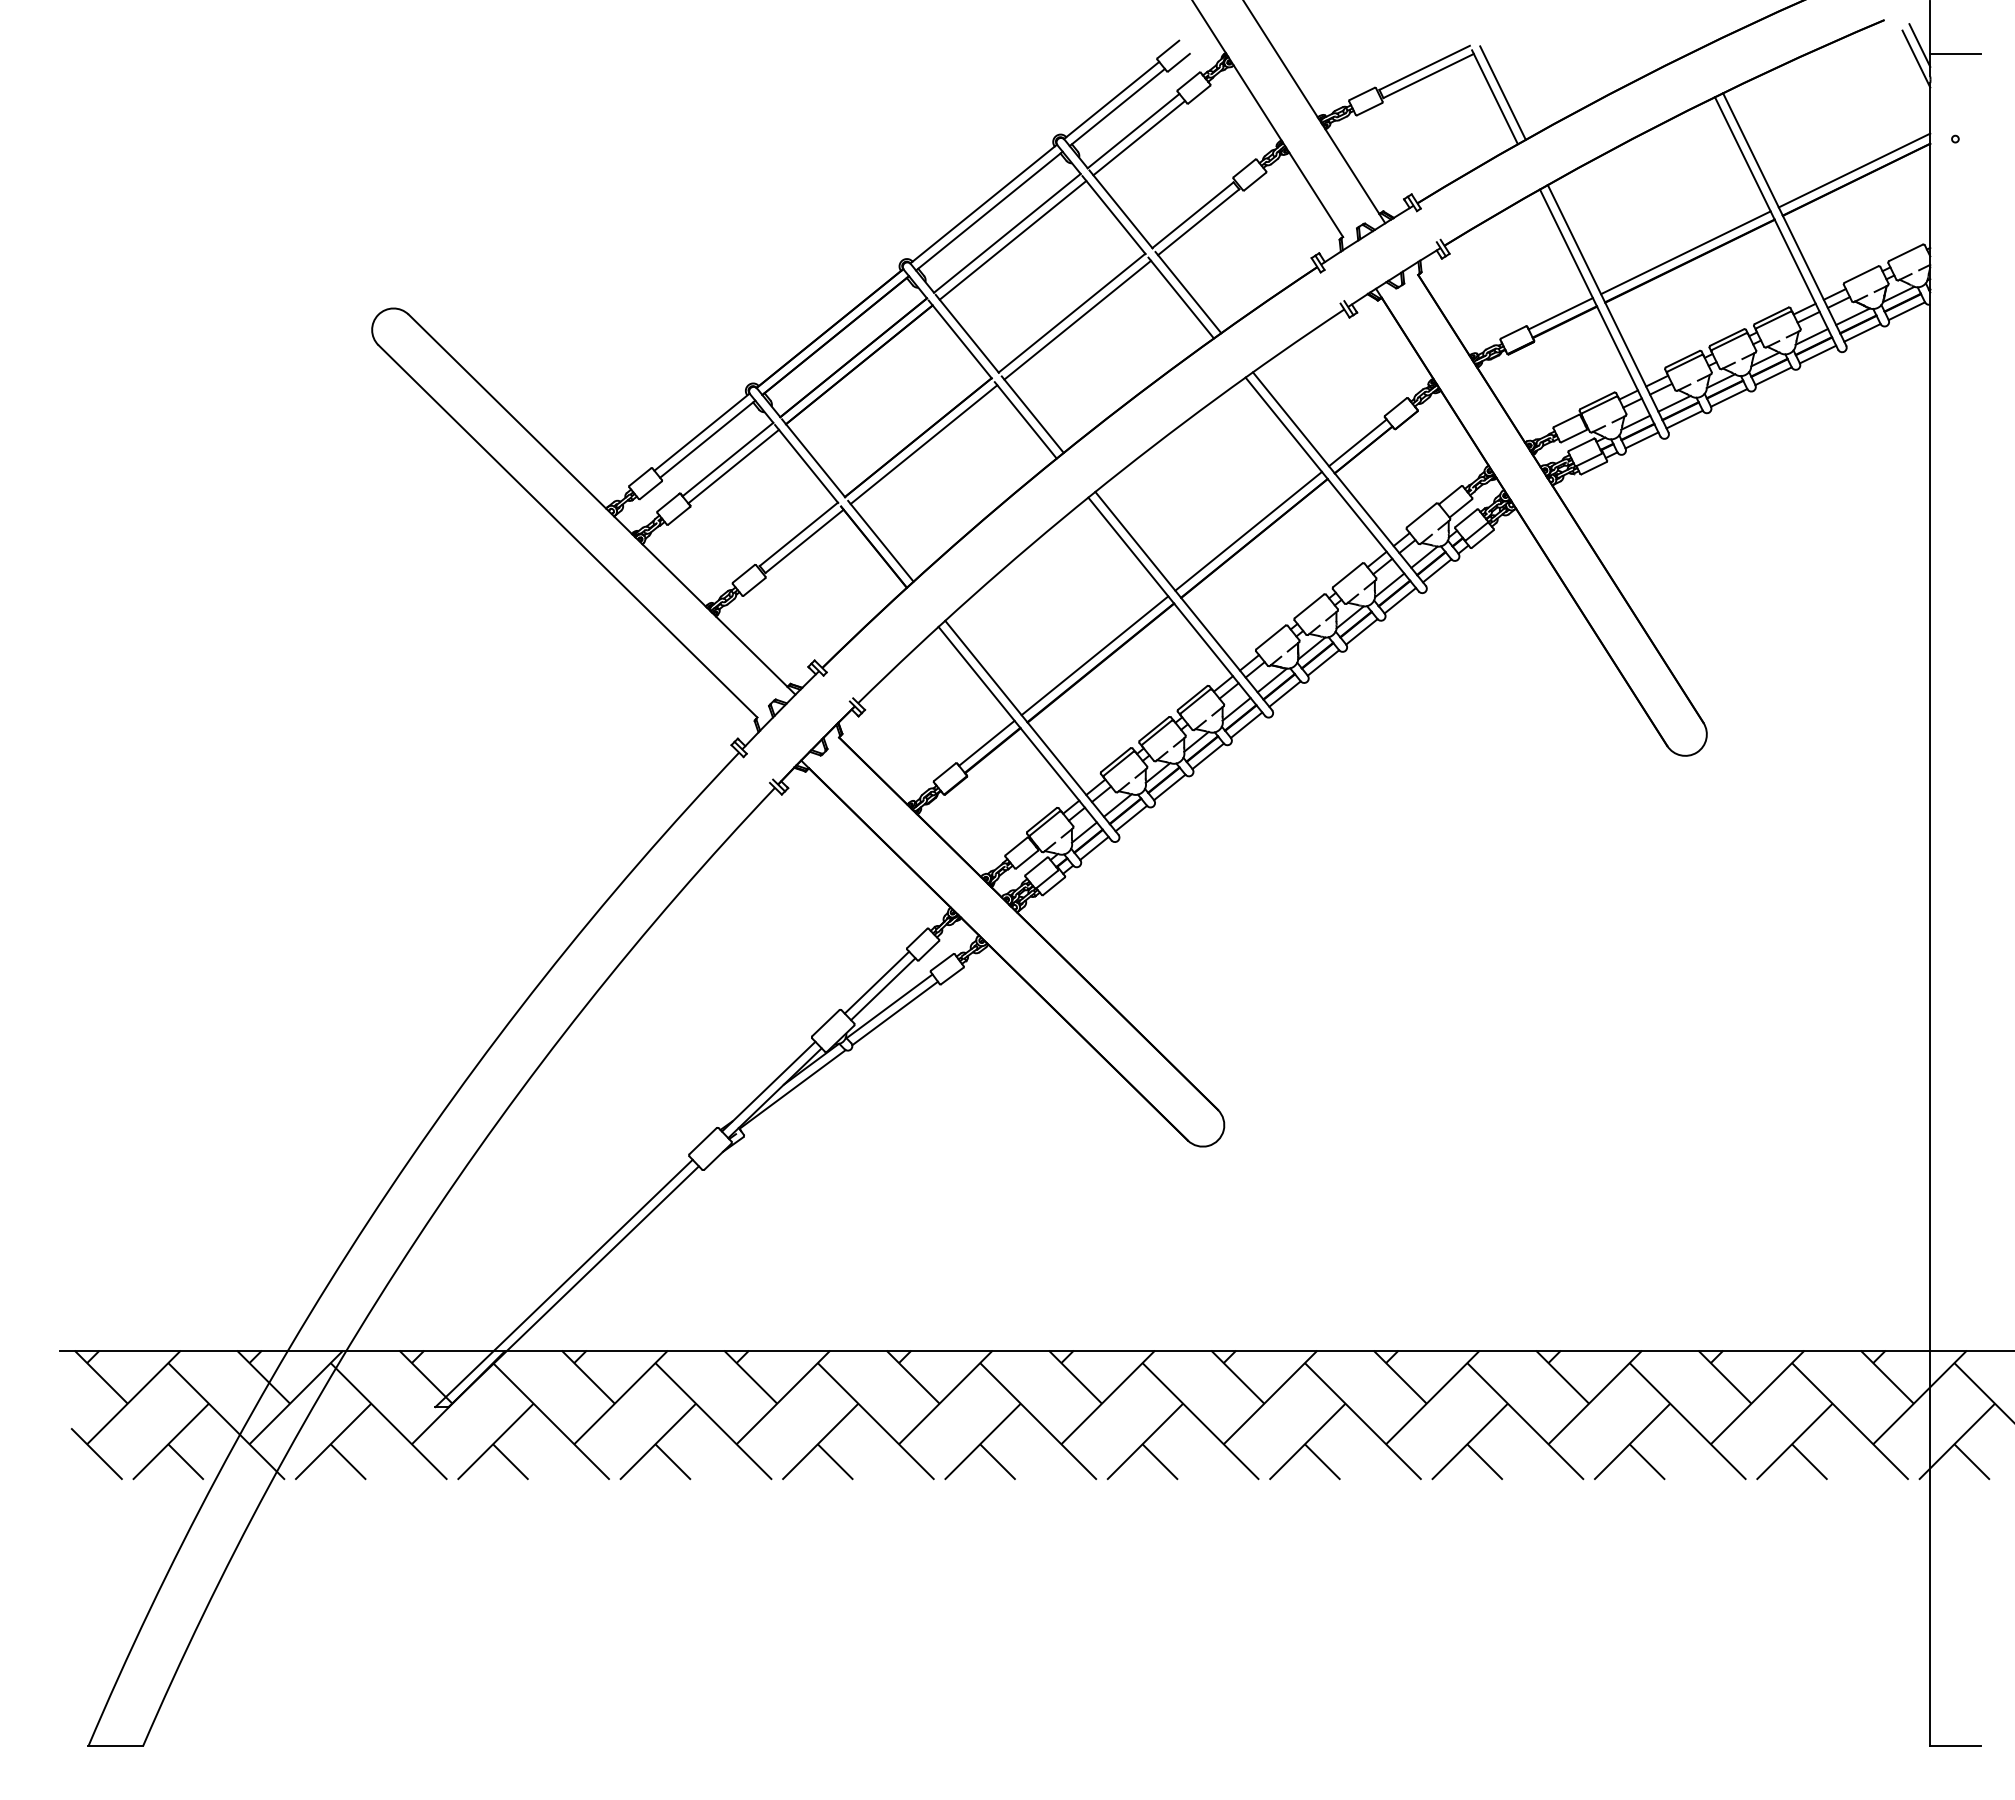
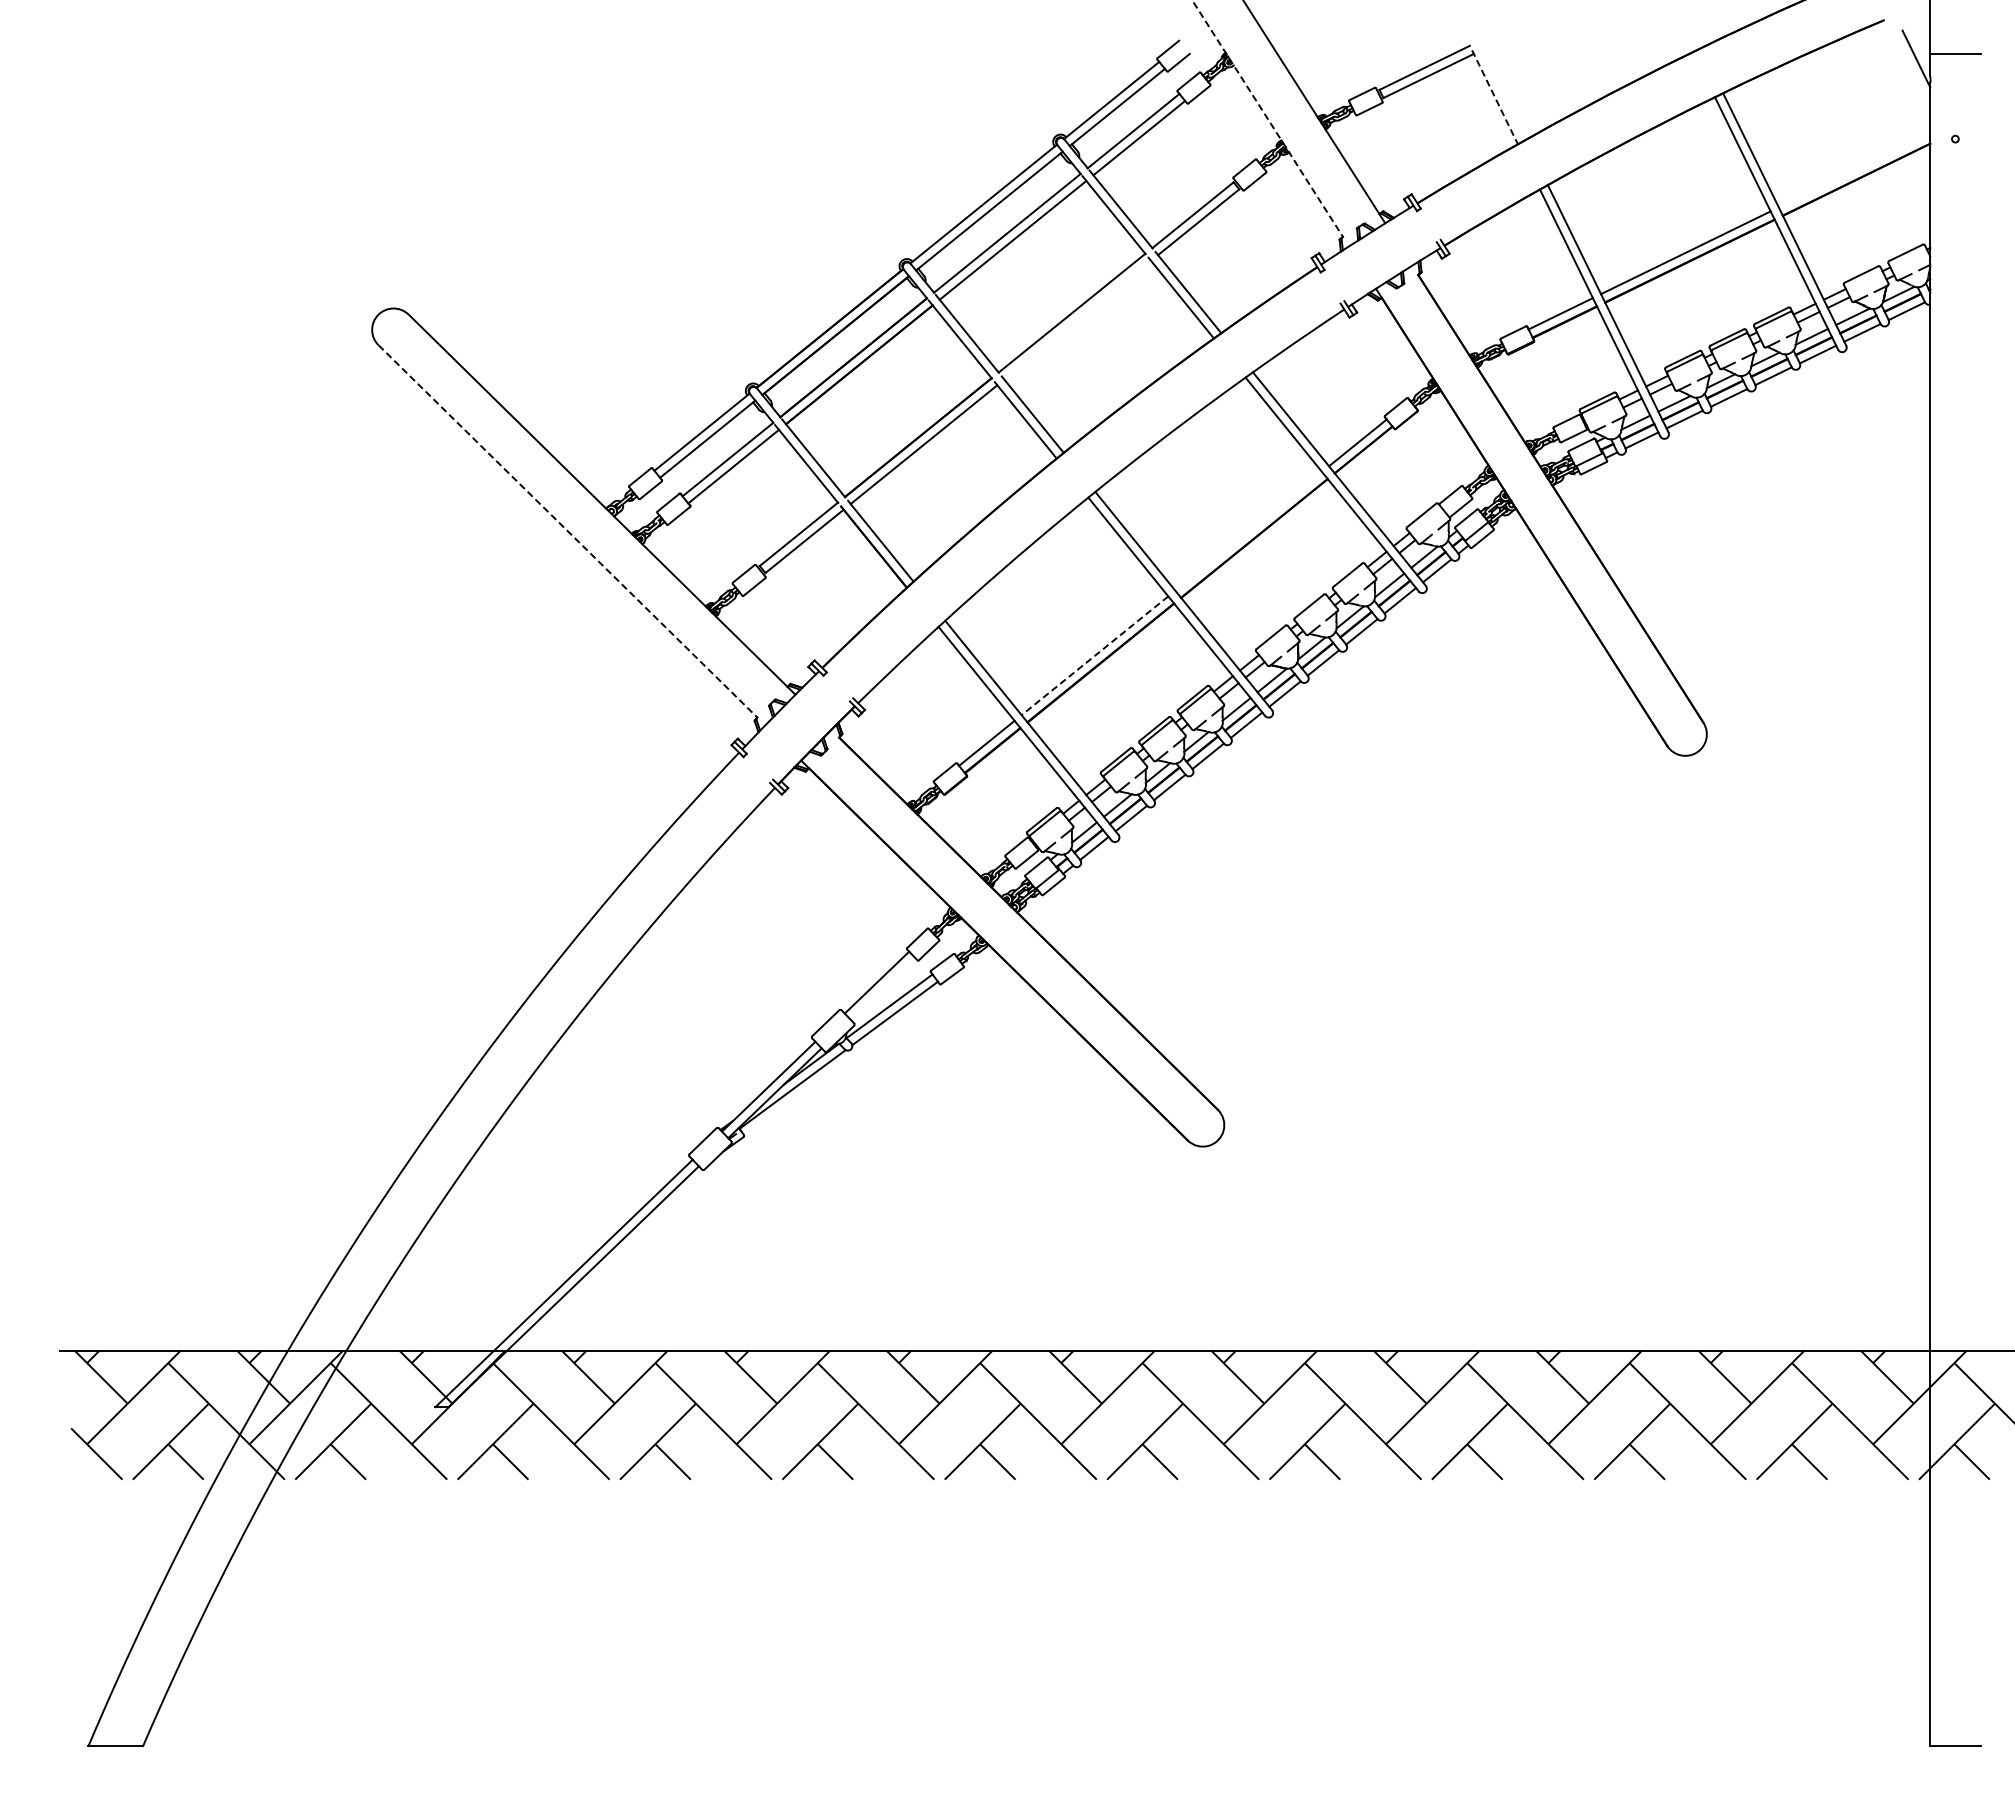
line: present -> none (1919, 45)
line: present -> none (1502, 92)
line: solid -> dashed (1495, 97)
line: solid -> dashed (1267, 119)
line: present -> none (1854, 170)
line: present -> none (1077, 319)
line: present -> none (1248, 530)
line: solid -> dashed (567, 531)
line: solid -> dashed (1094, 656)
line: present -> none (883, 989)
